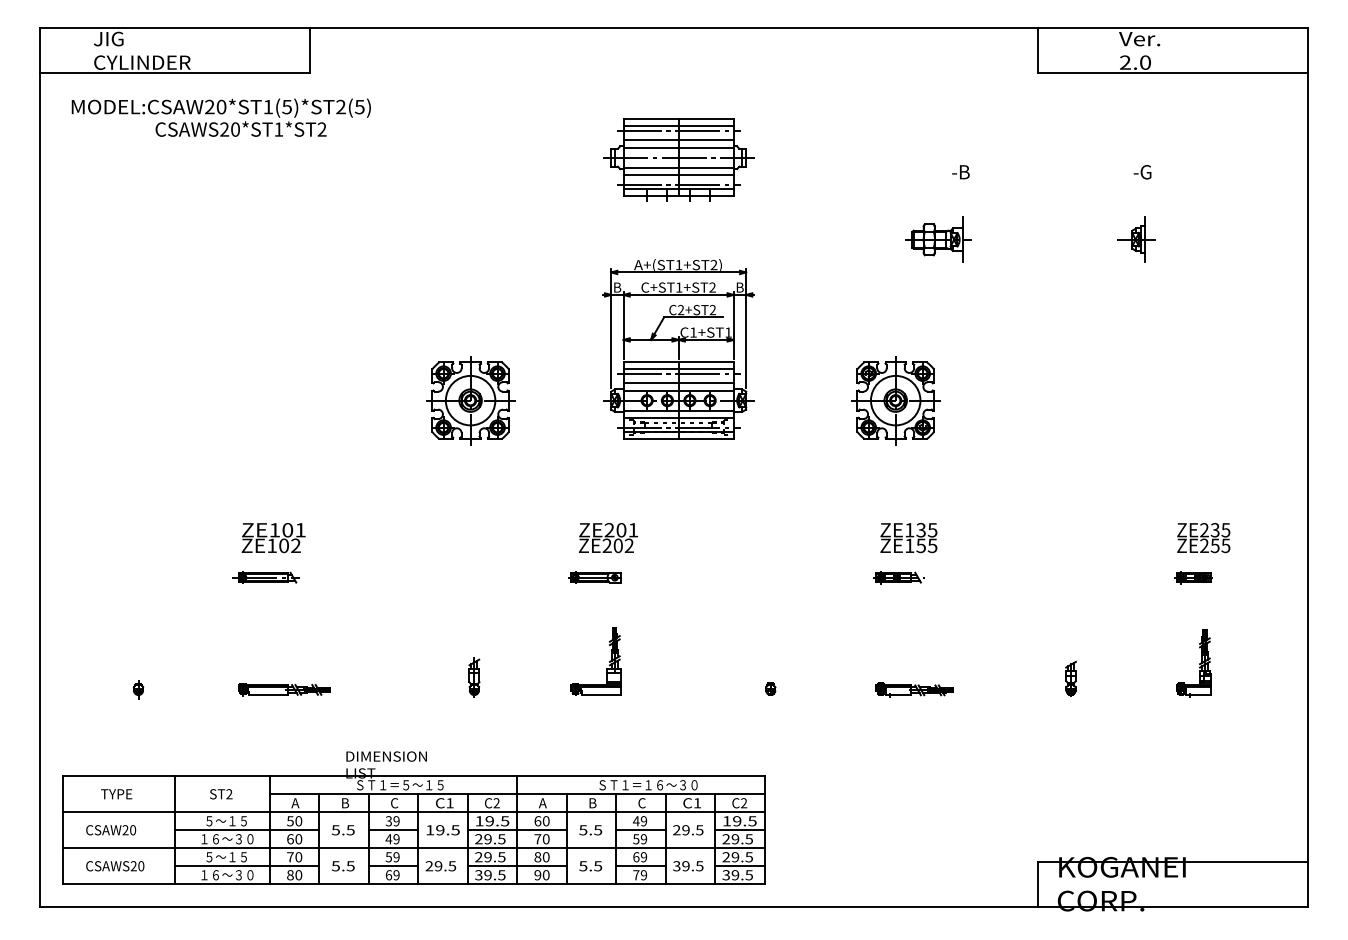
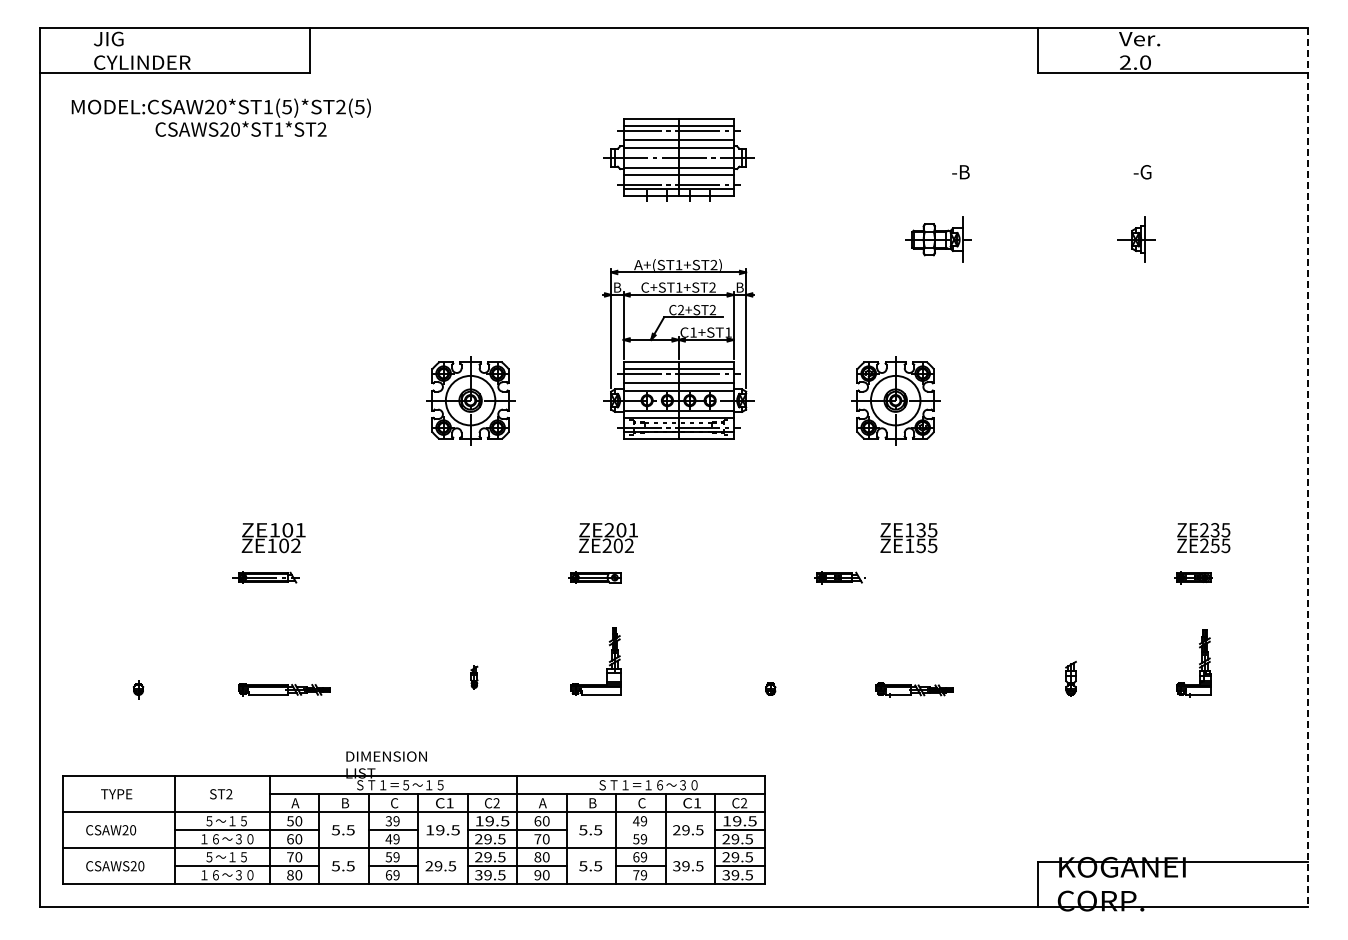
line: solid -> dashed (1307, 468)
part position: (898, 577) -> (839, 577) (839, 577)
part size: 13x41 px -> 9x25 px (474, 677)
line: present -> none (640, 830)
